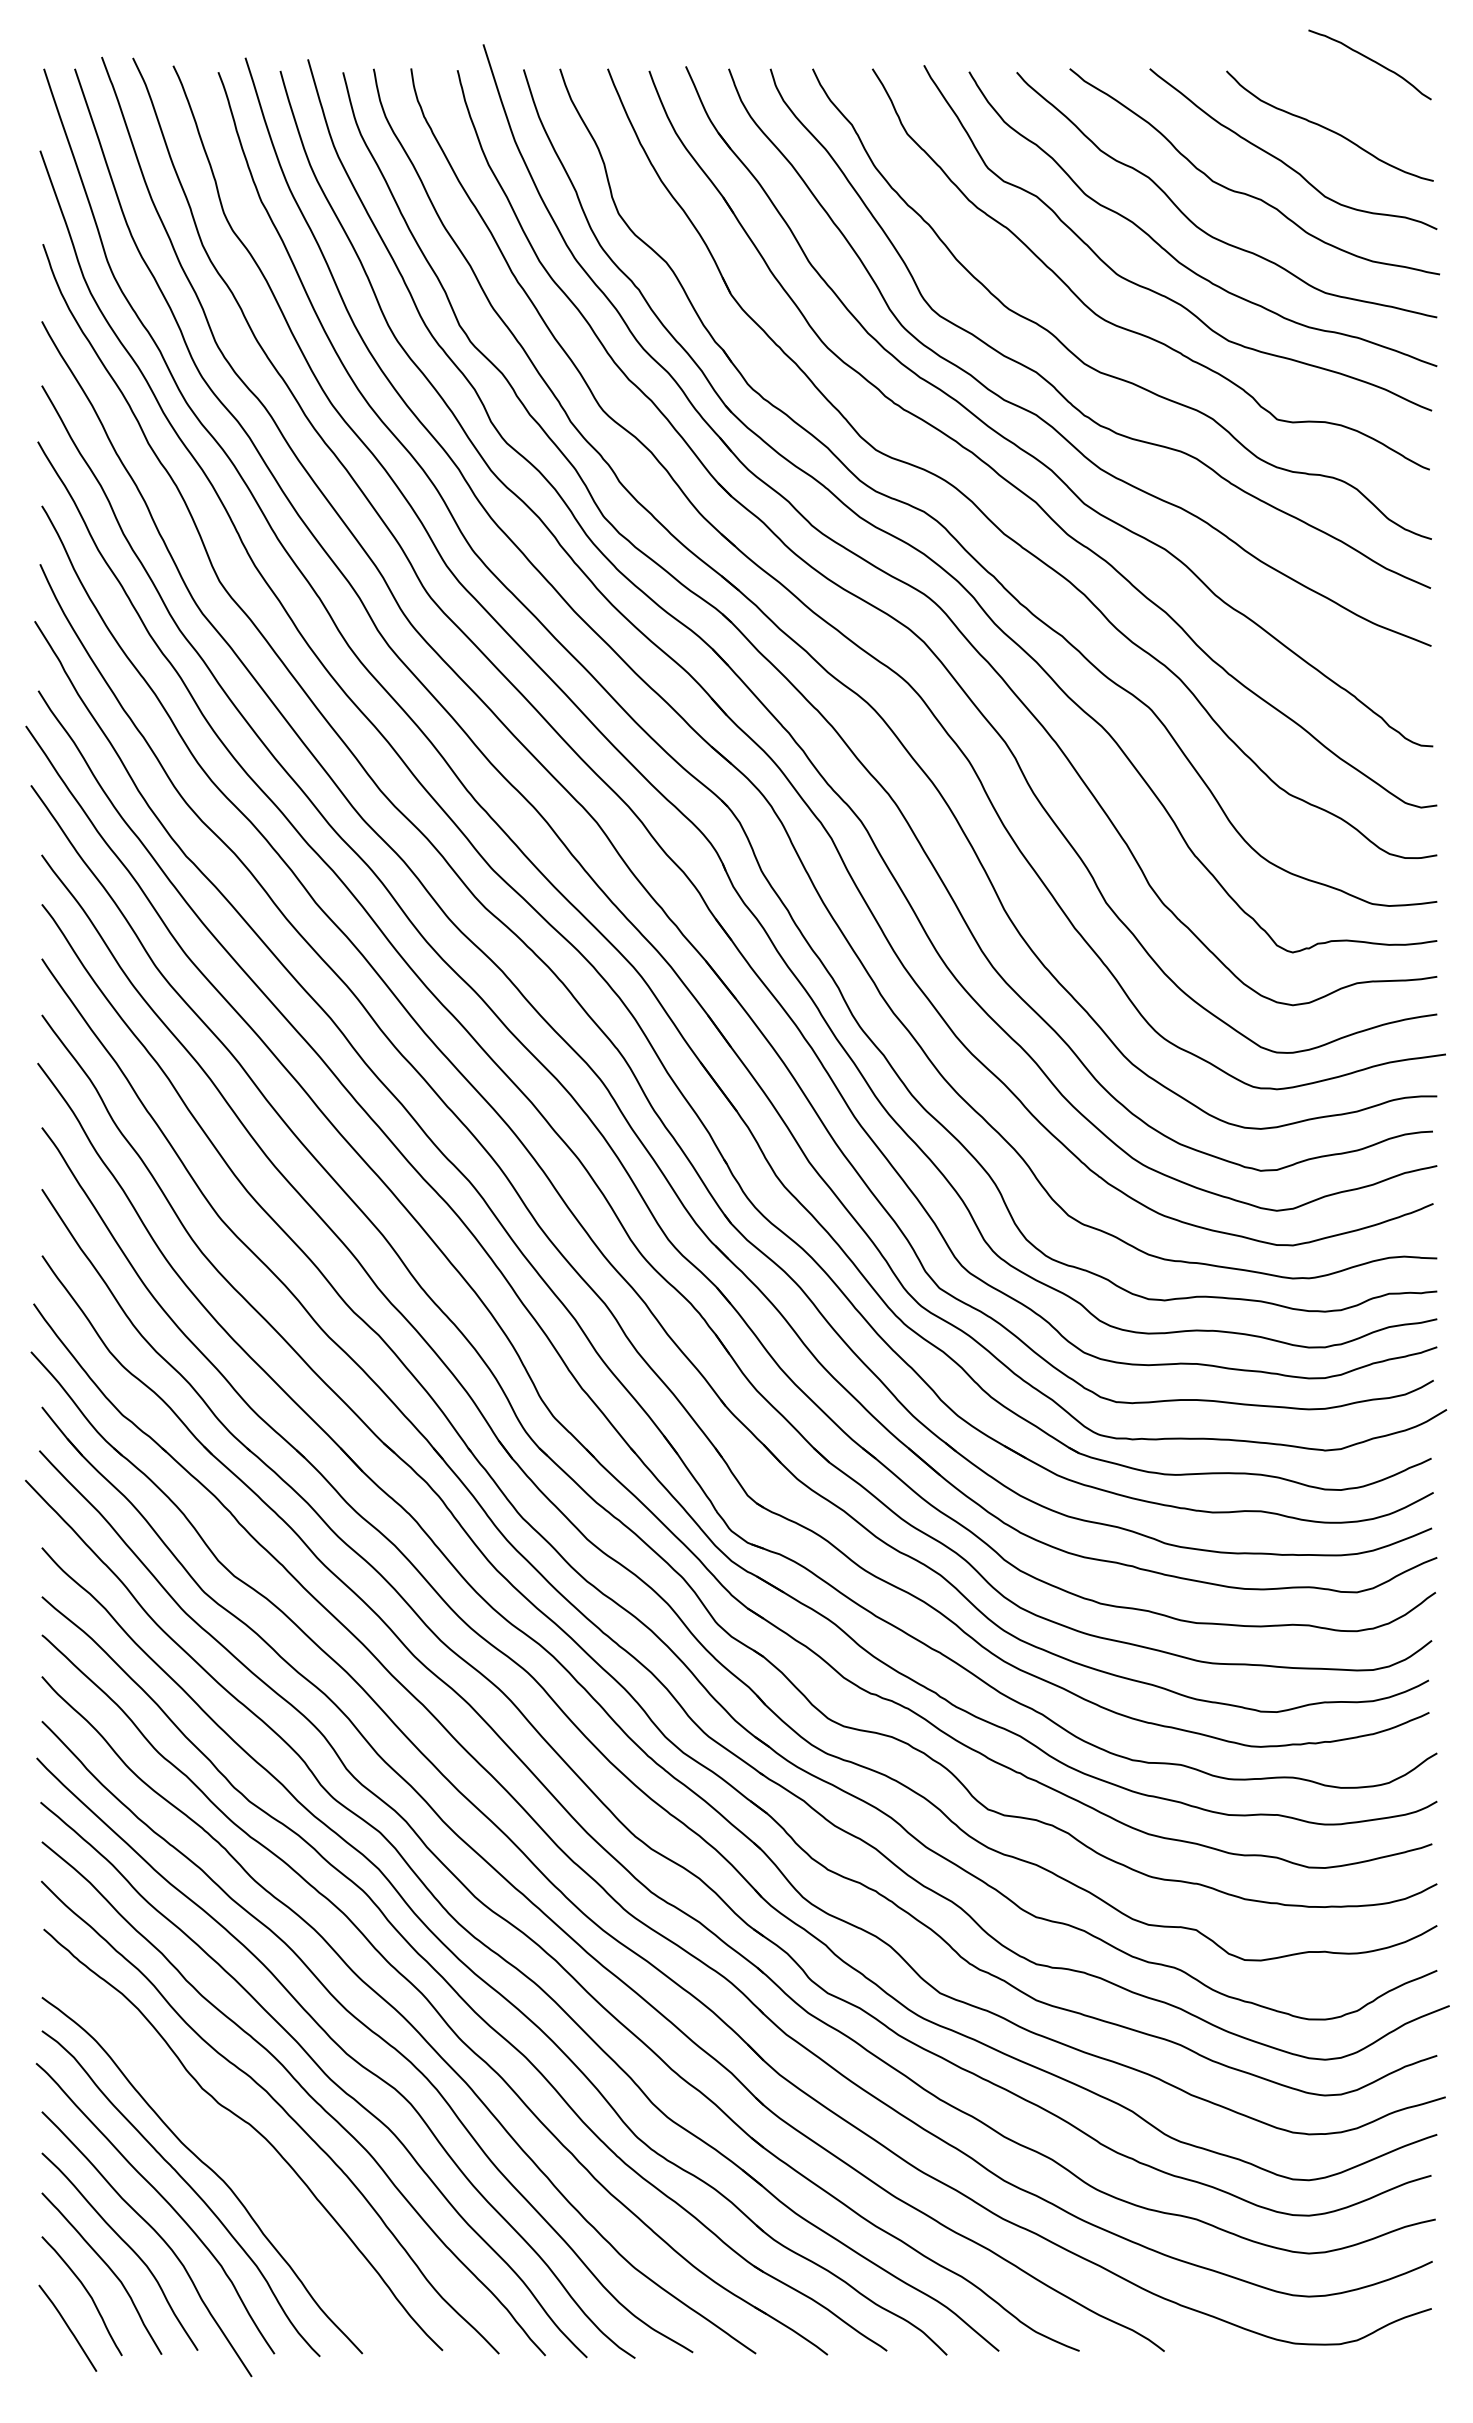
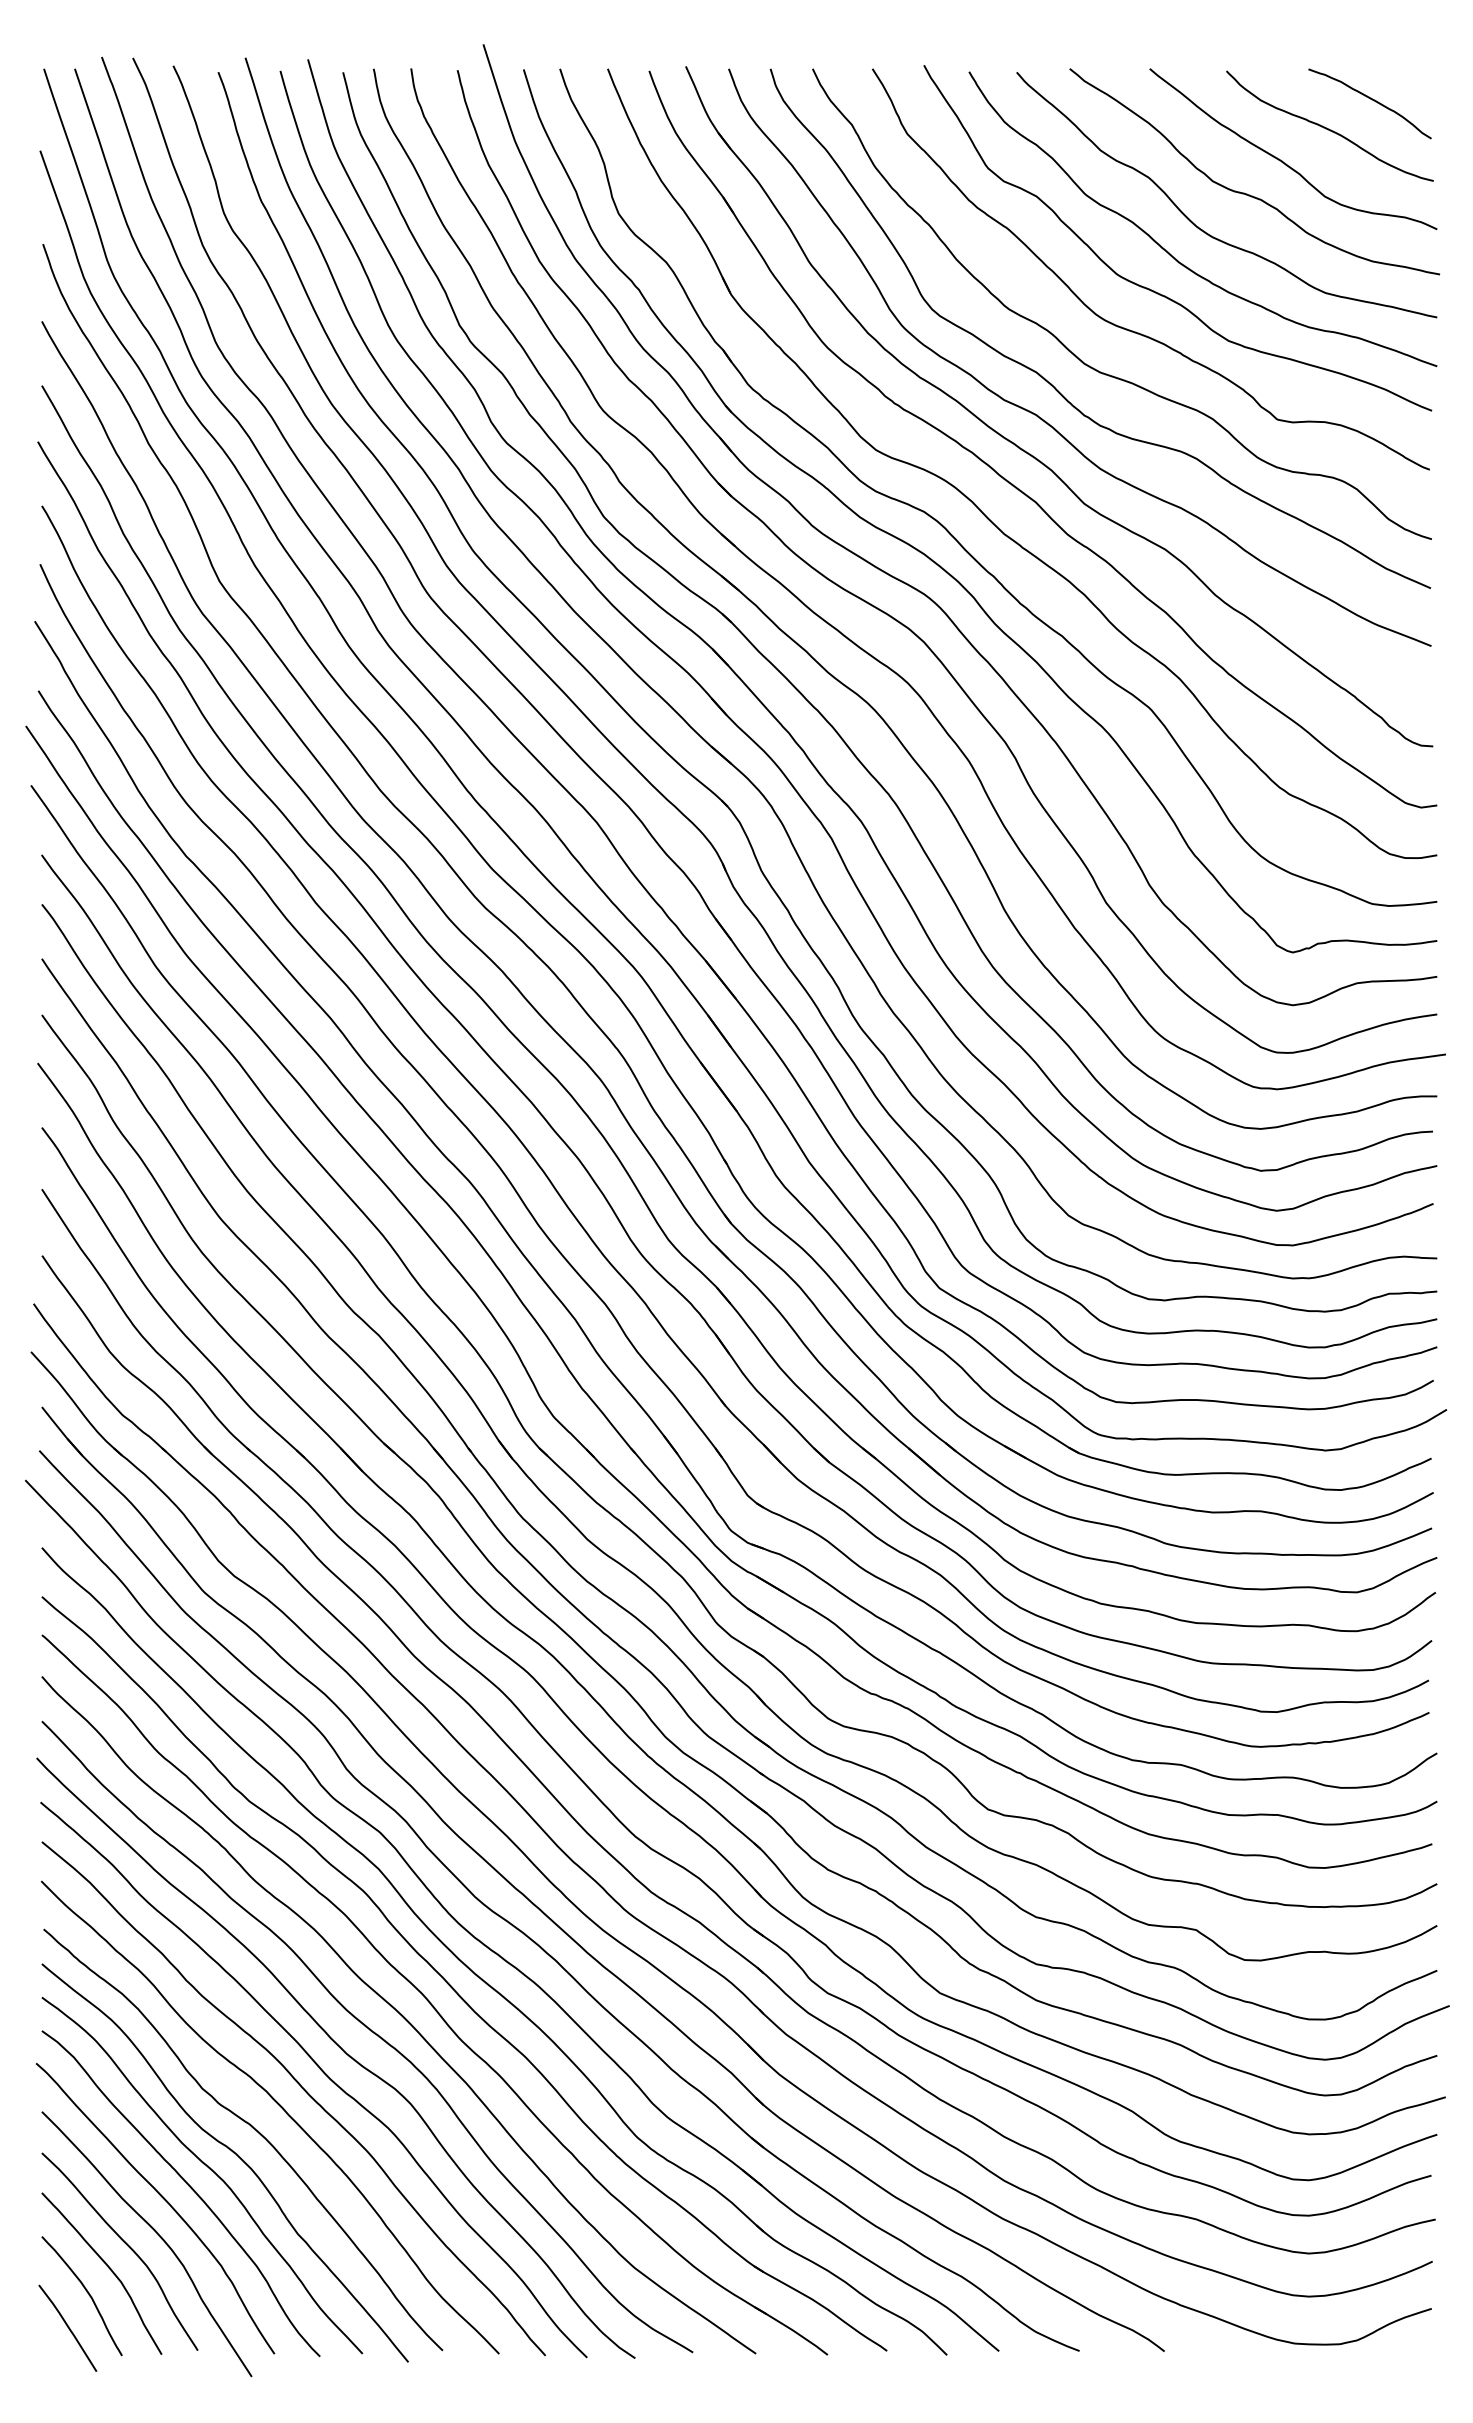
curve position: (1370, 60) -> (1370, 99) (1370, 99)
curve: none -> present (233, 2153)
